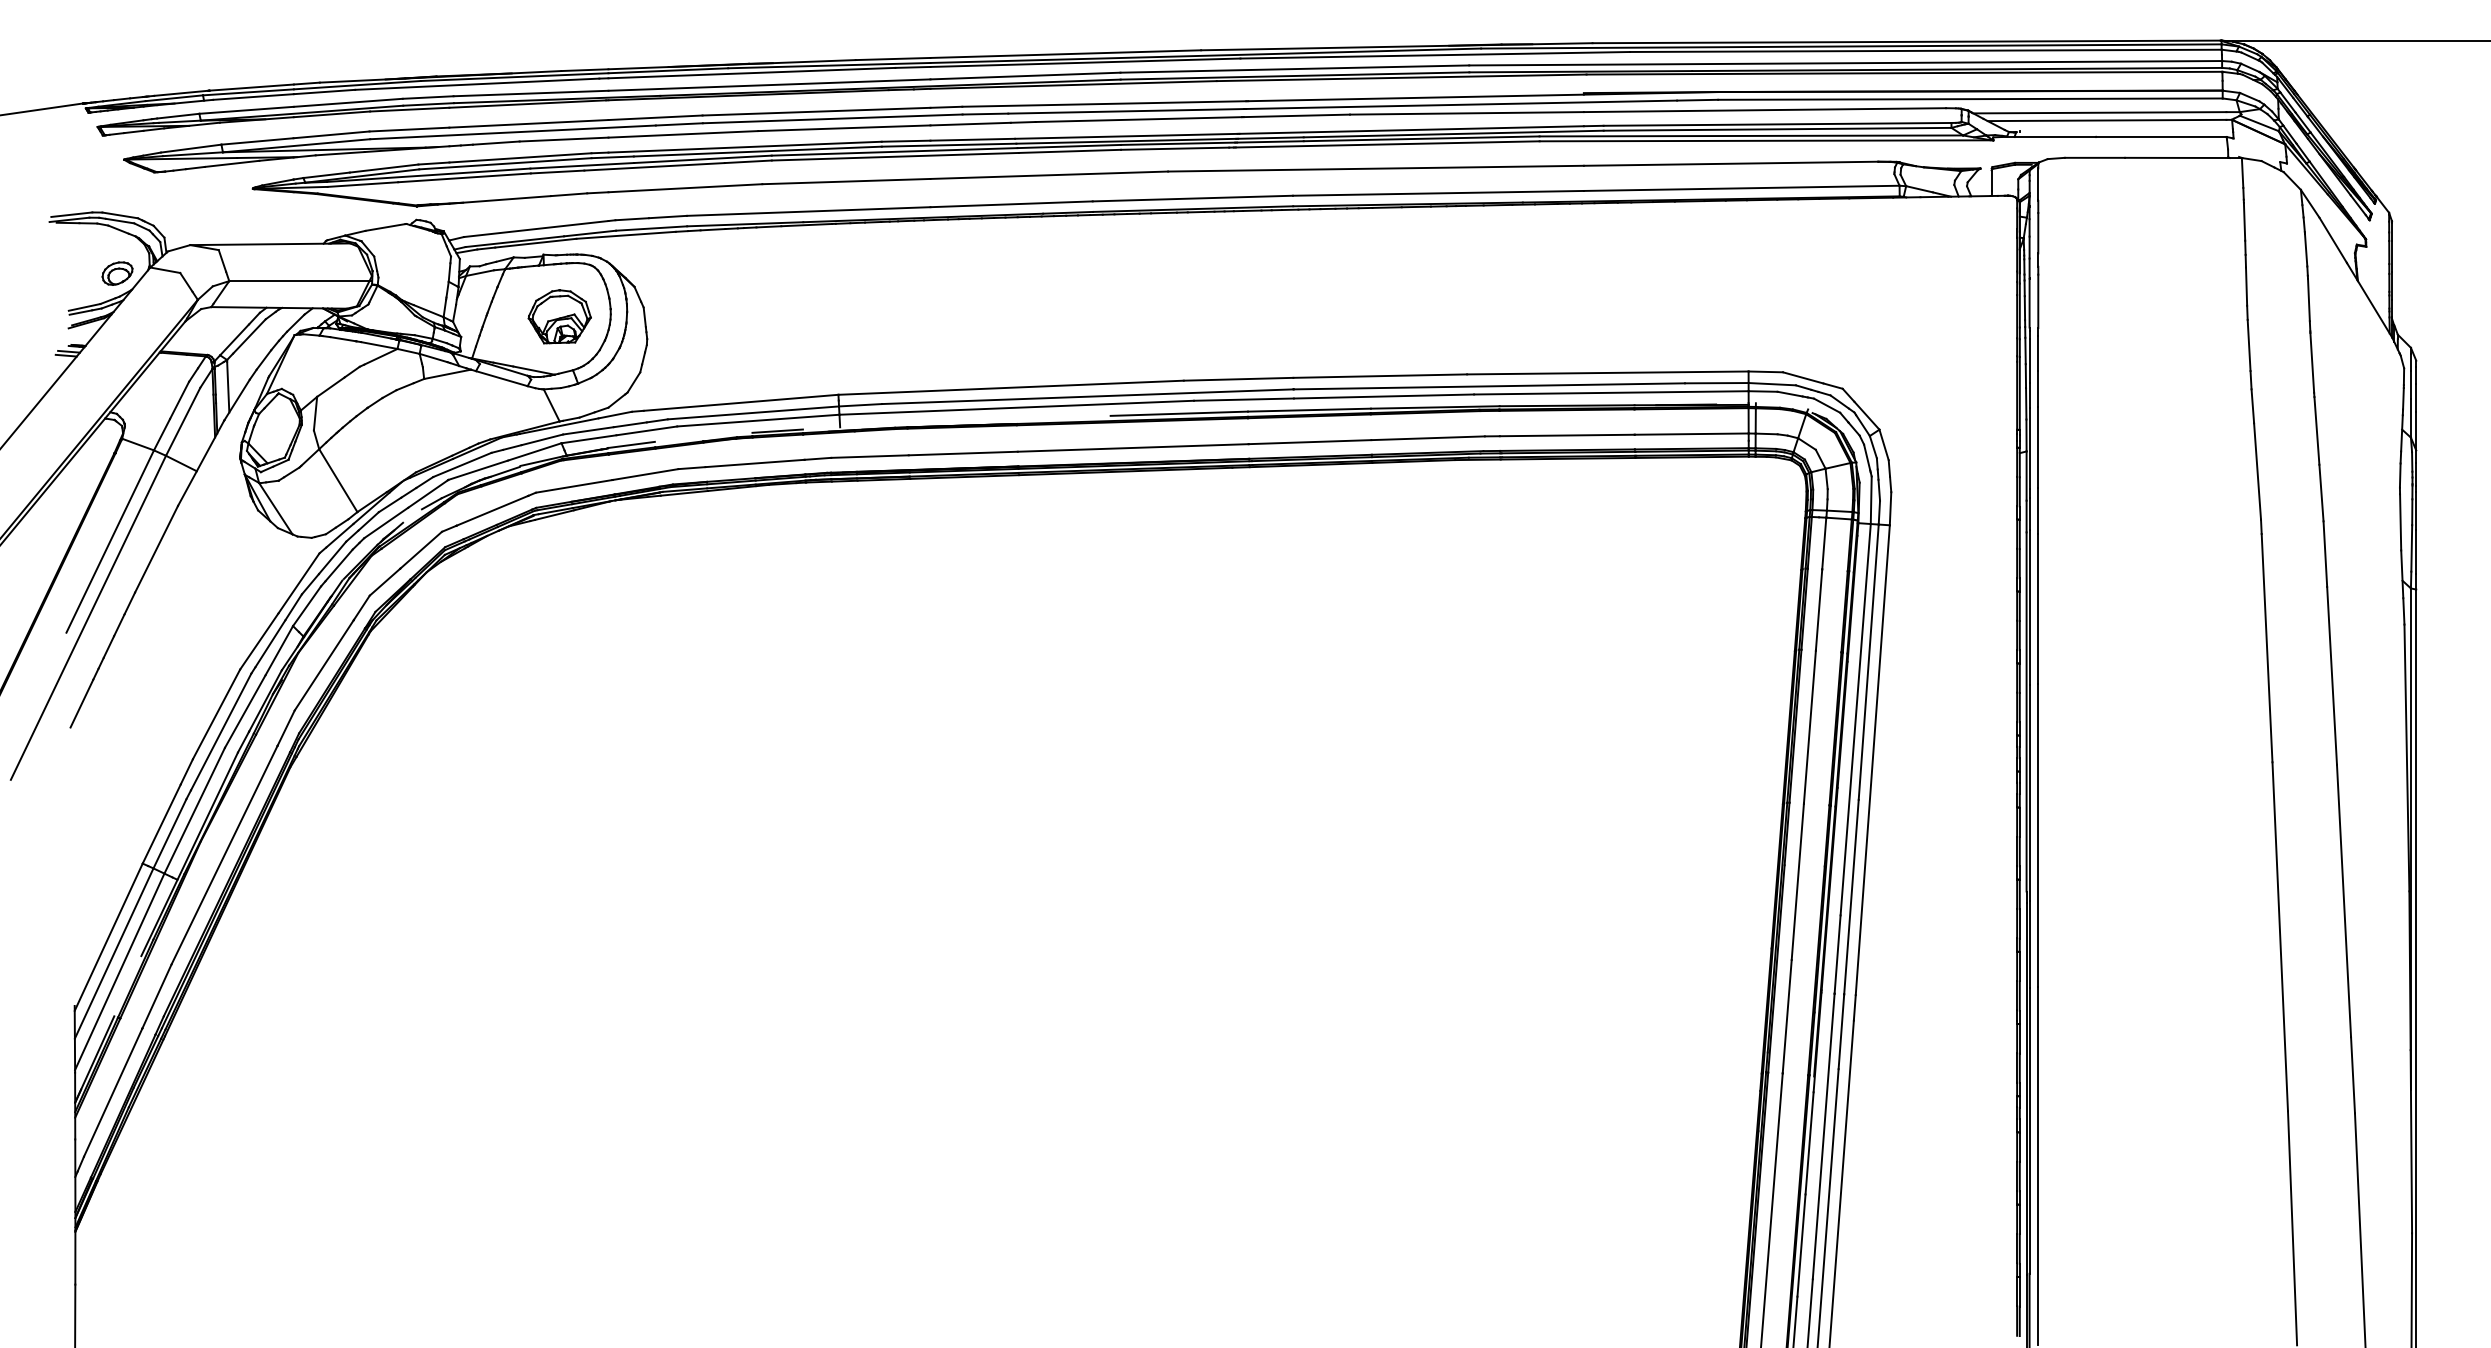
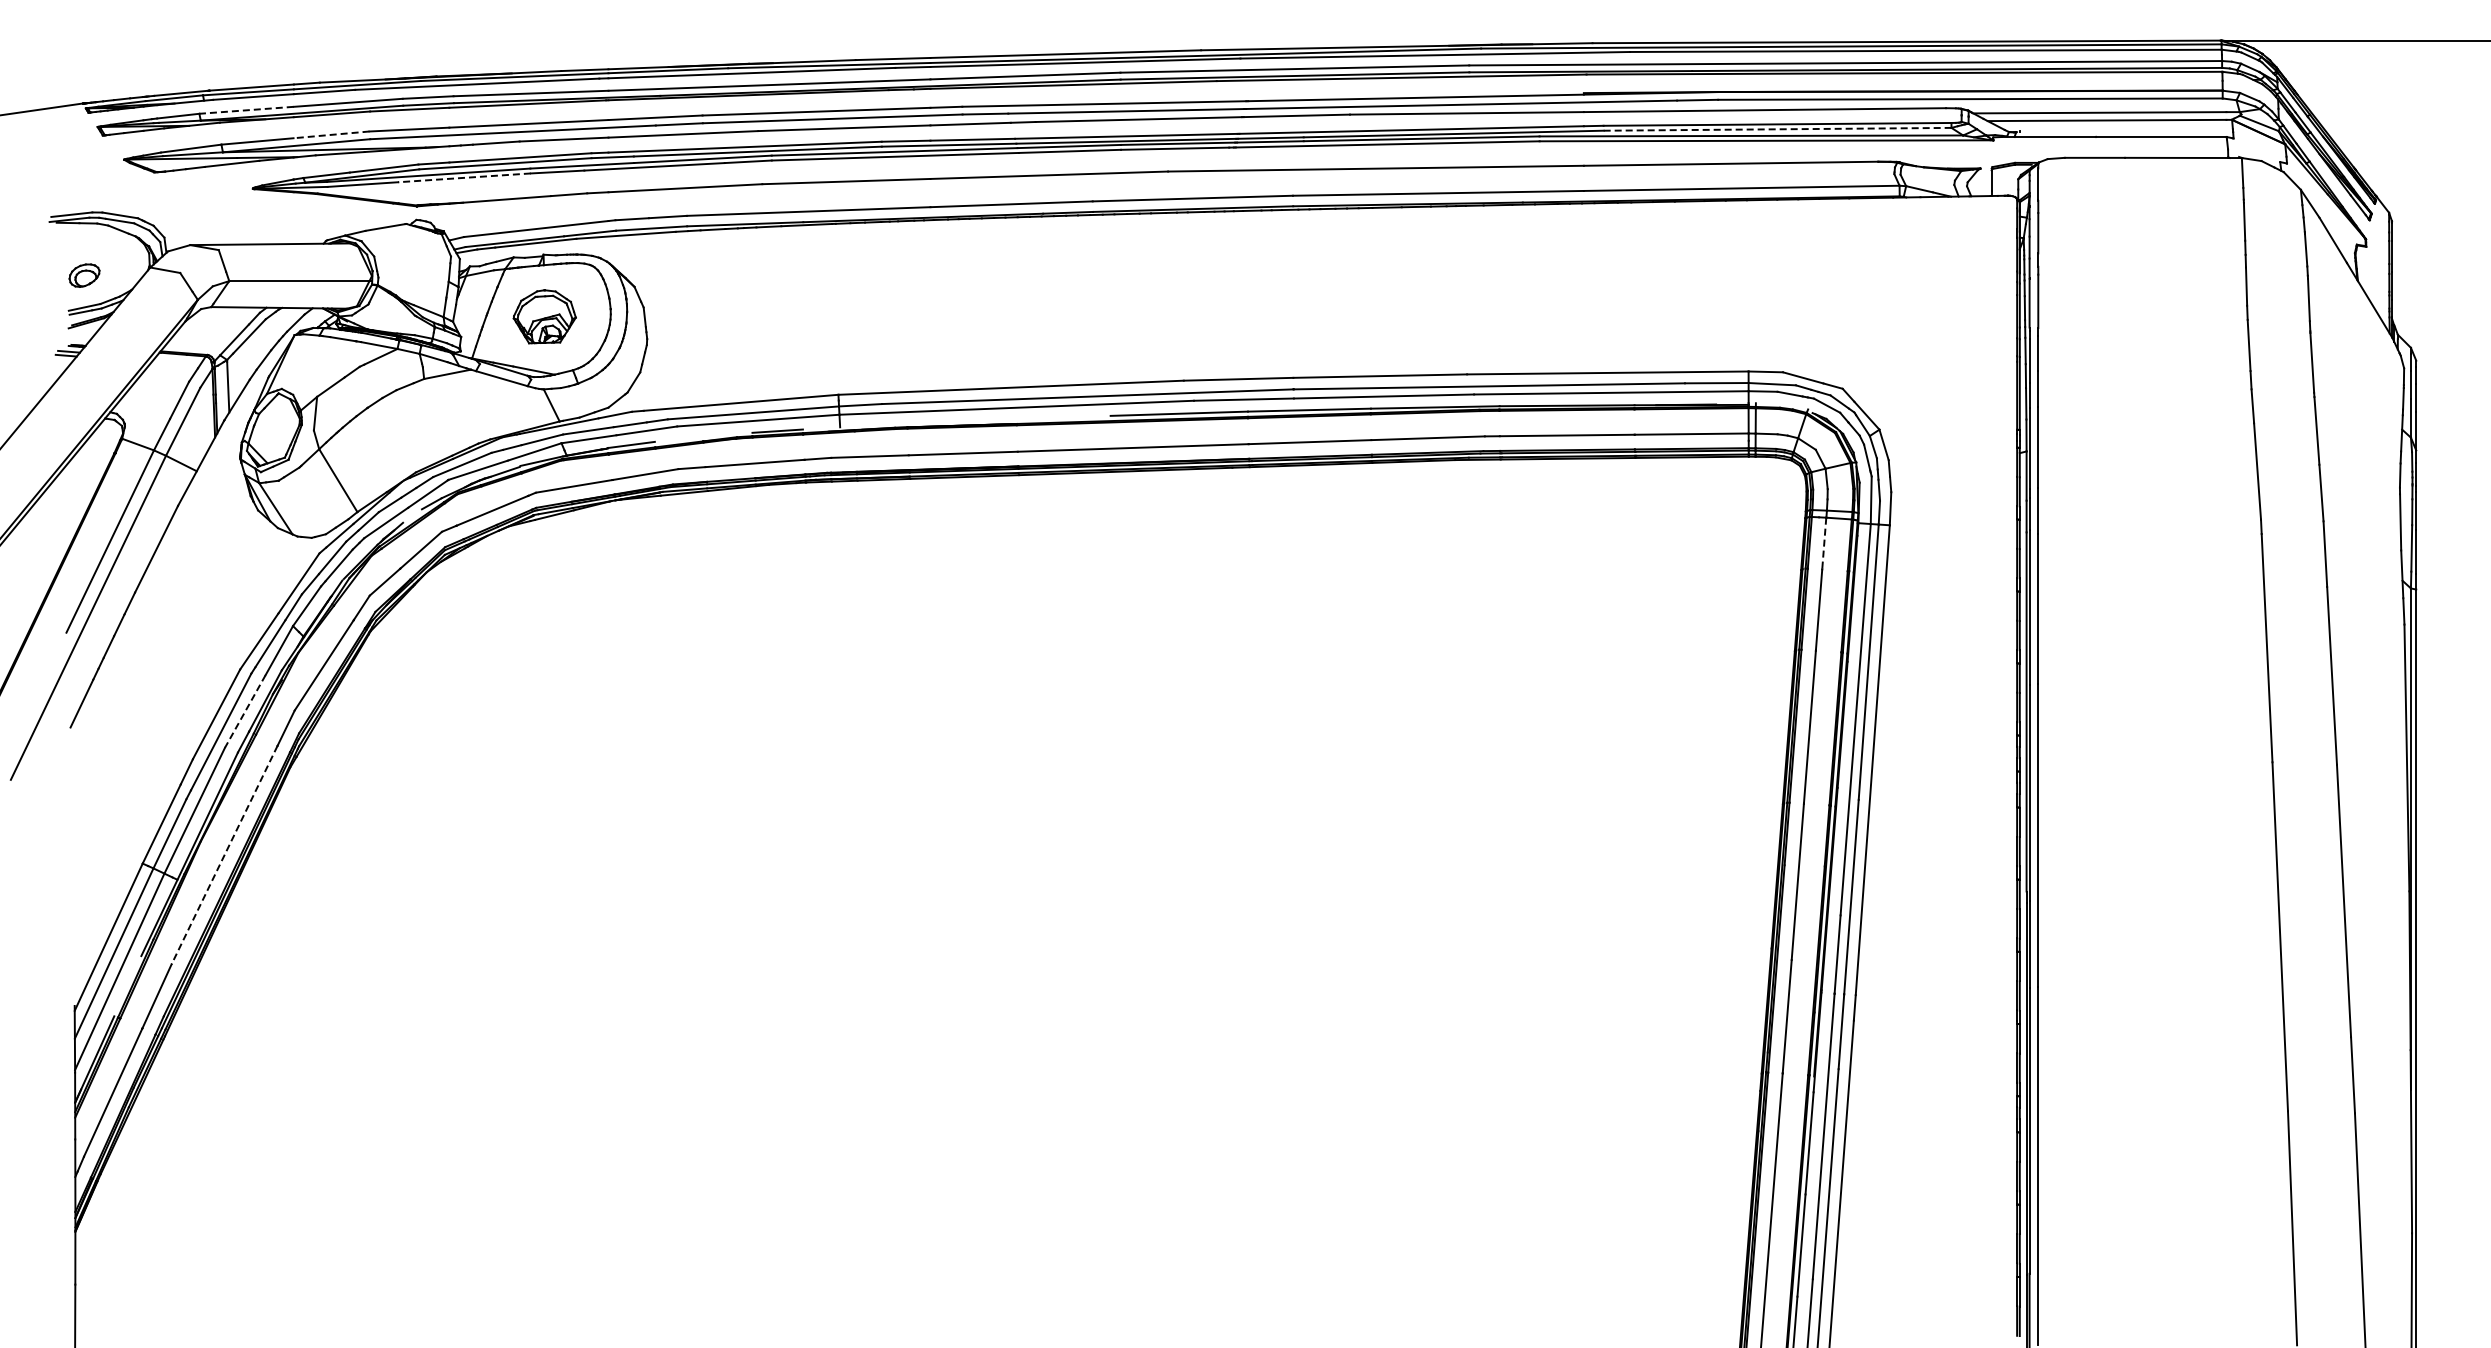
line: solid -> dashed (246, 110)
line: solid -> dashed (1777, 129)
line: solid -> dashed (331, 134)
line: solid -> dashed (464, 177)
part position: (117, 273) -> (84, 275) (84, 275)
part position: (559, 316) -> (544, 316) (544, 316)
line: solid -> dashed (1824, 543)
line: solid -> dashed (245, 711)
line: solid -> dashed (224, 855)
